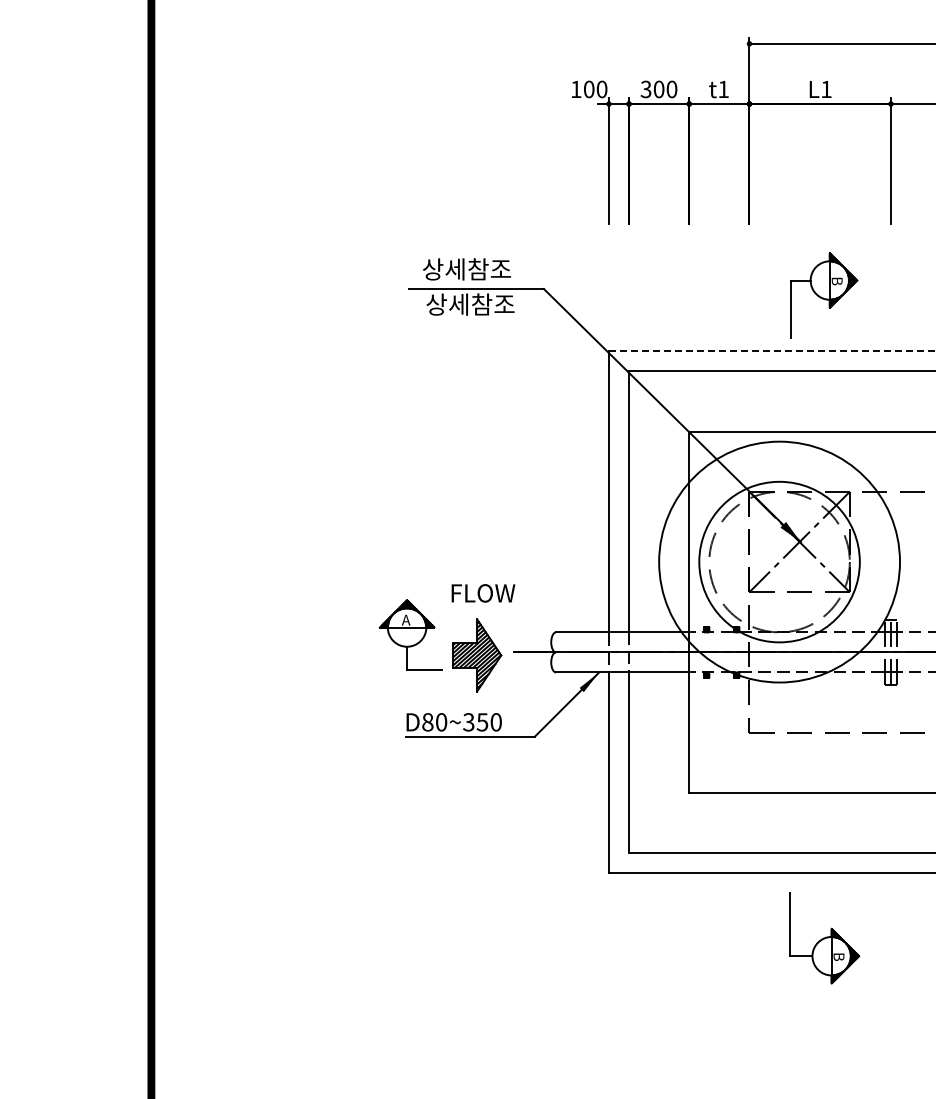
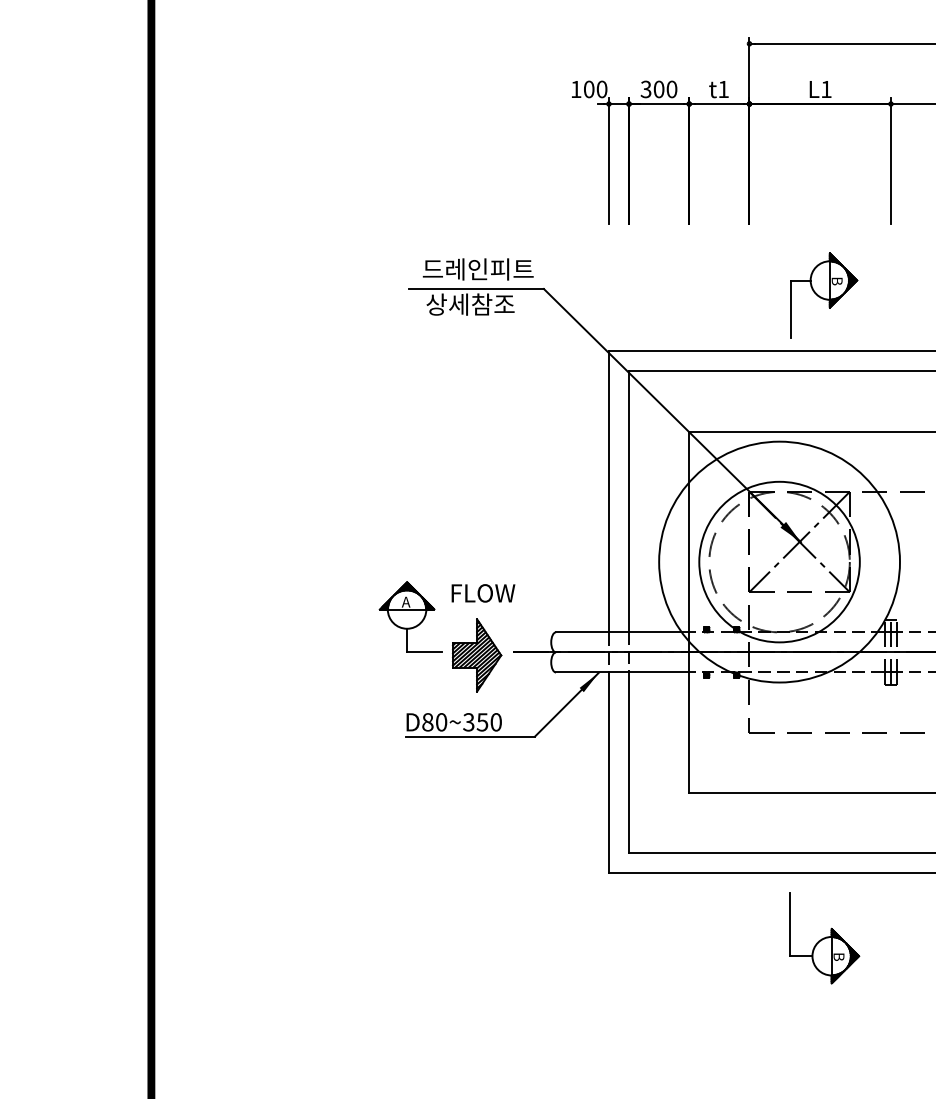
text: 상세참조 -> 드레인피트 (477, 269)
line: dashed -> solid (772, 351)
part position: (410, 634) -> (410, 616) (410, 616)
